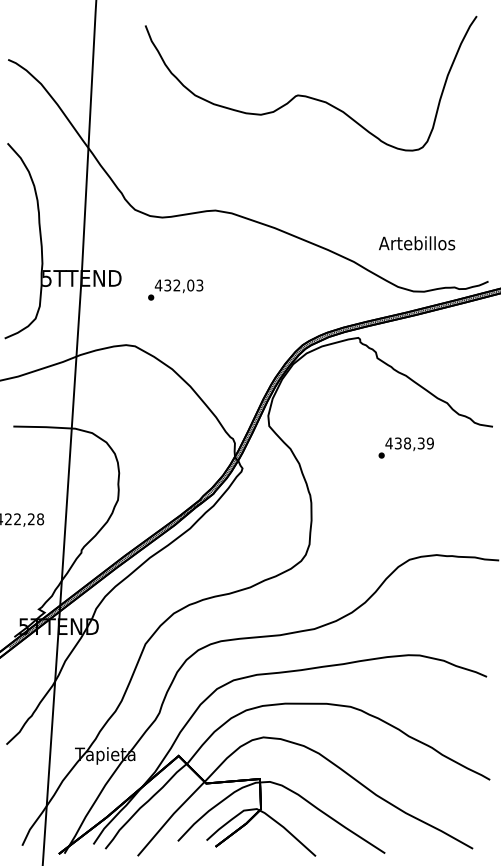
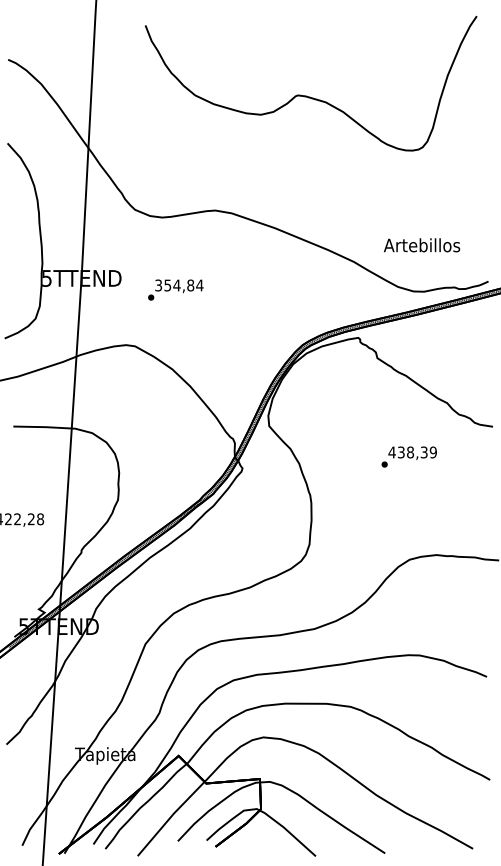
text position: (417, 243) -> (422, 245) (422, 245)
text: 432,03 -> 354,84 (178, 285)
text position: (405, 447) -> (408, 456) (408, 456)
